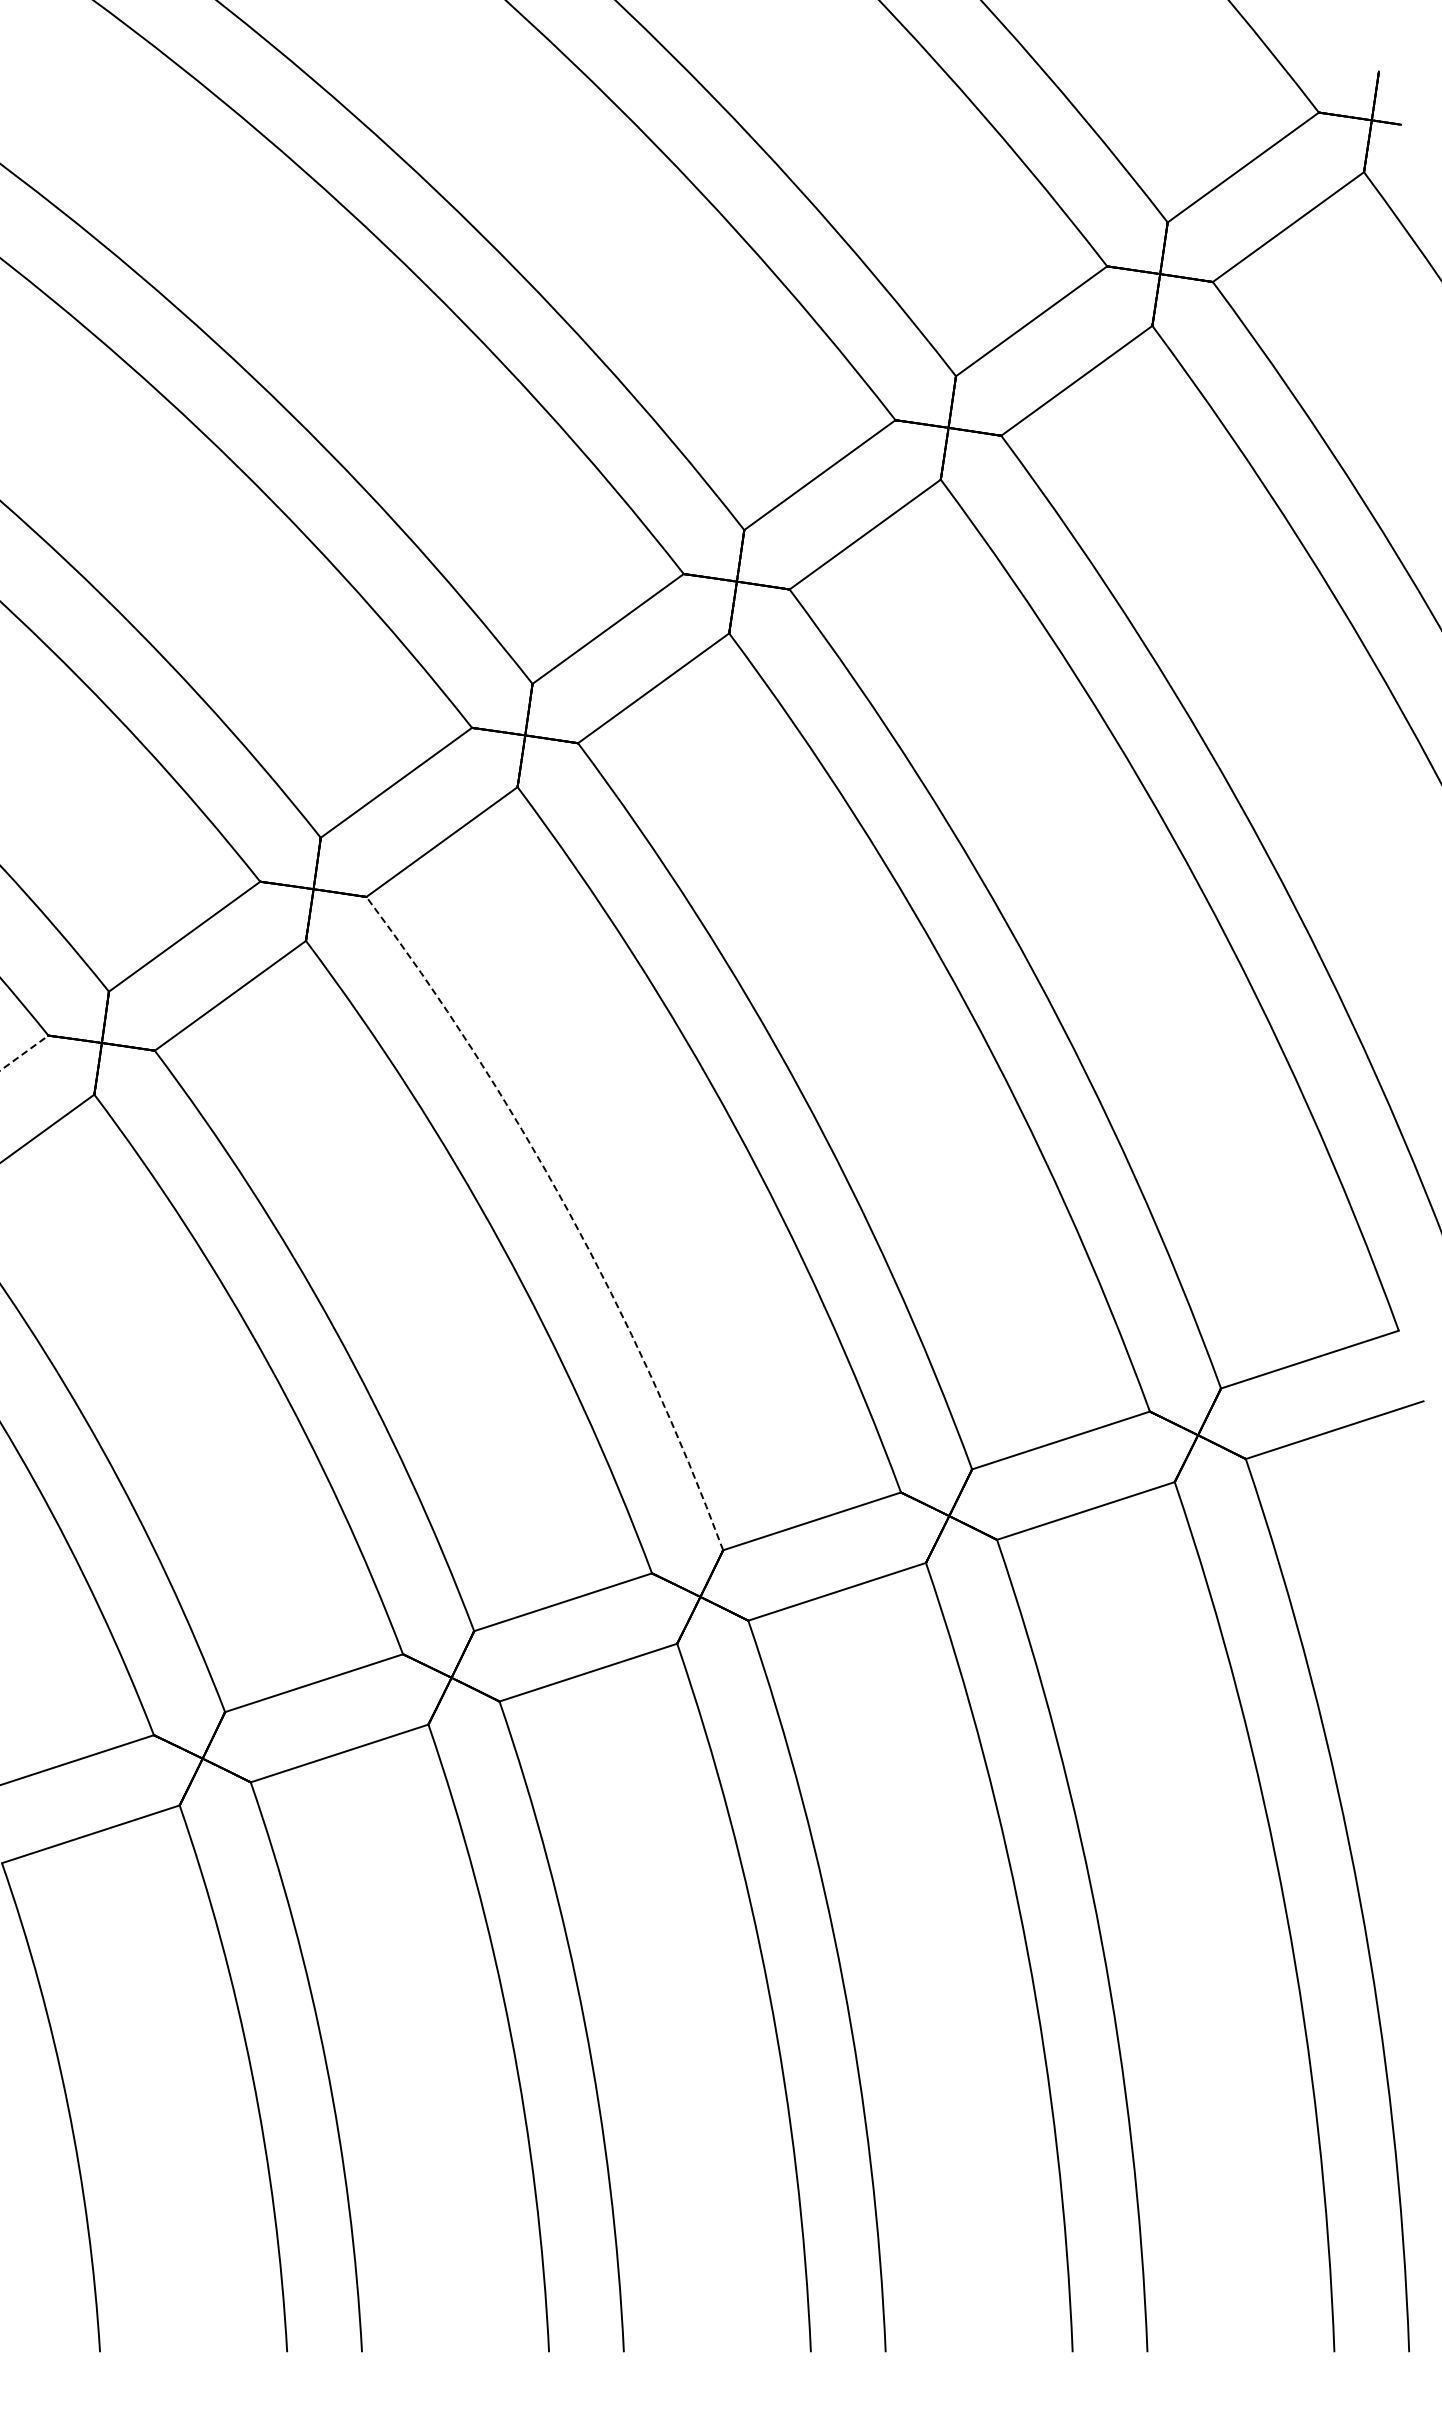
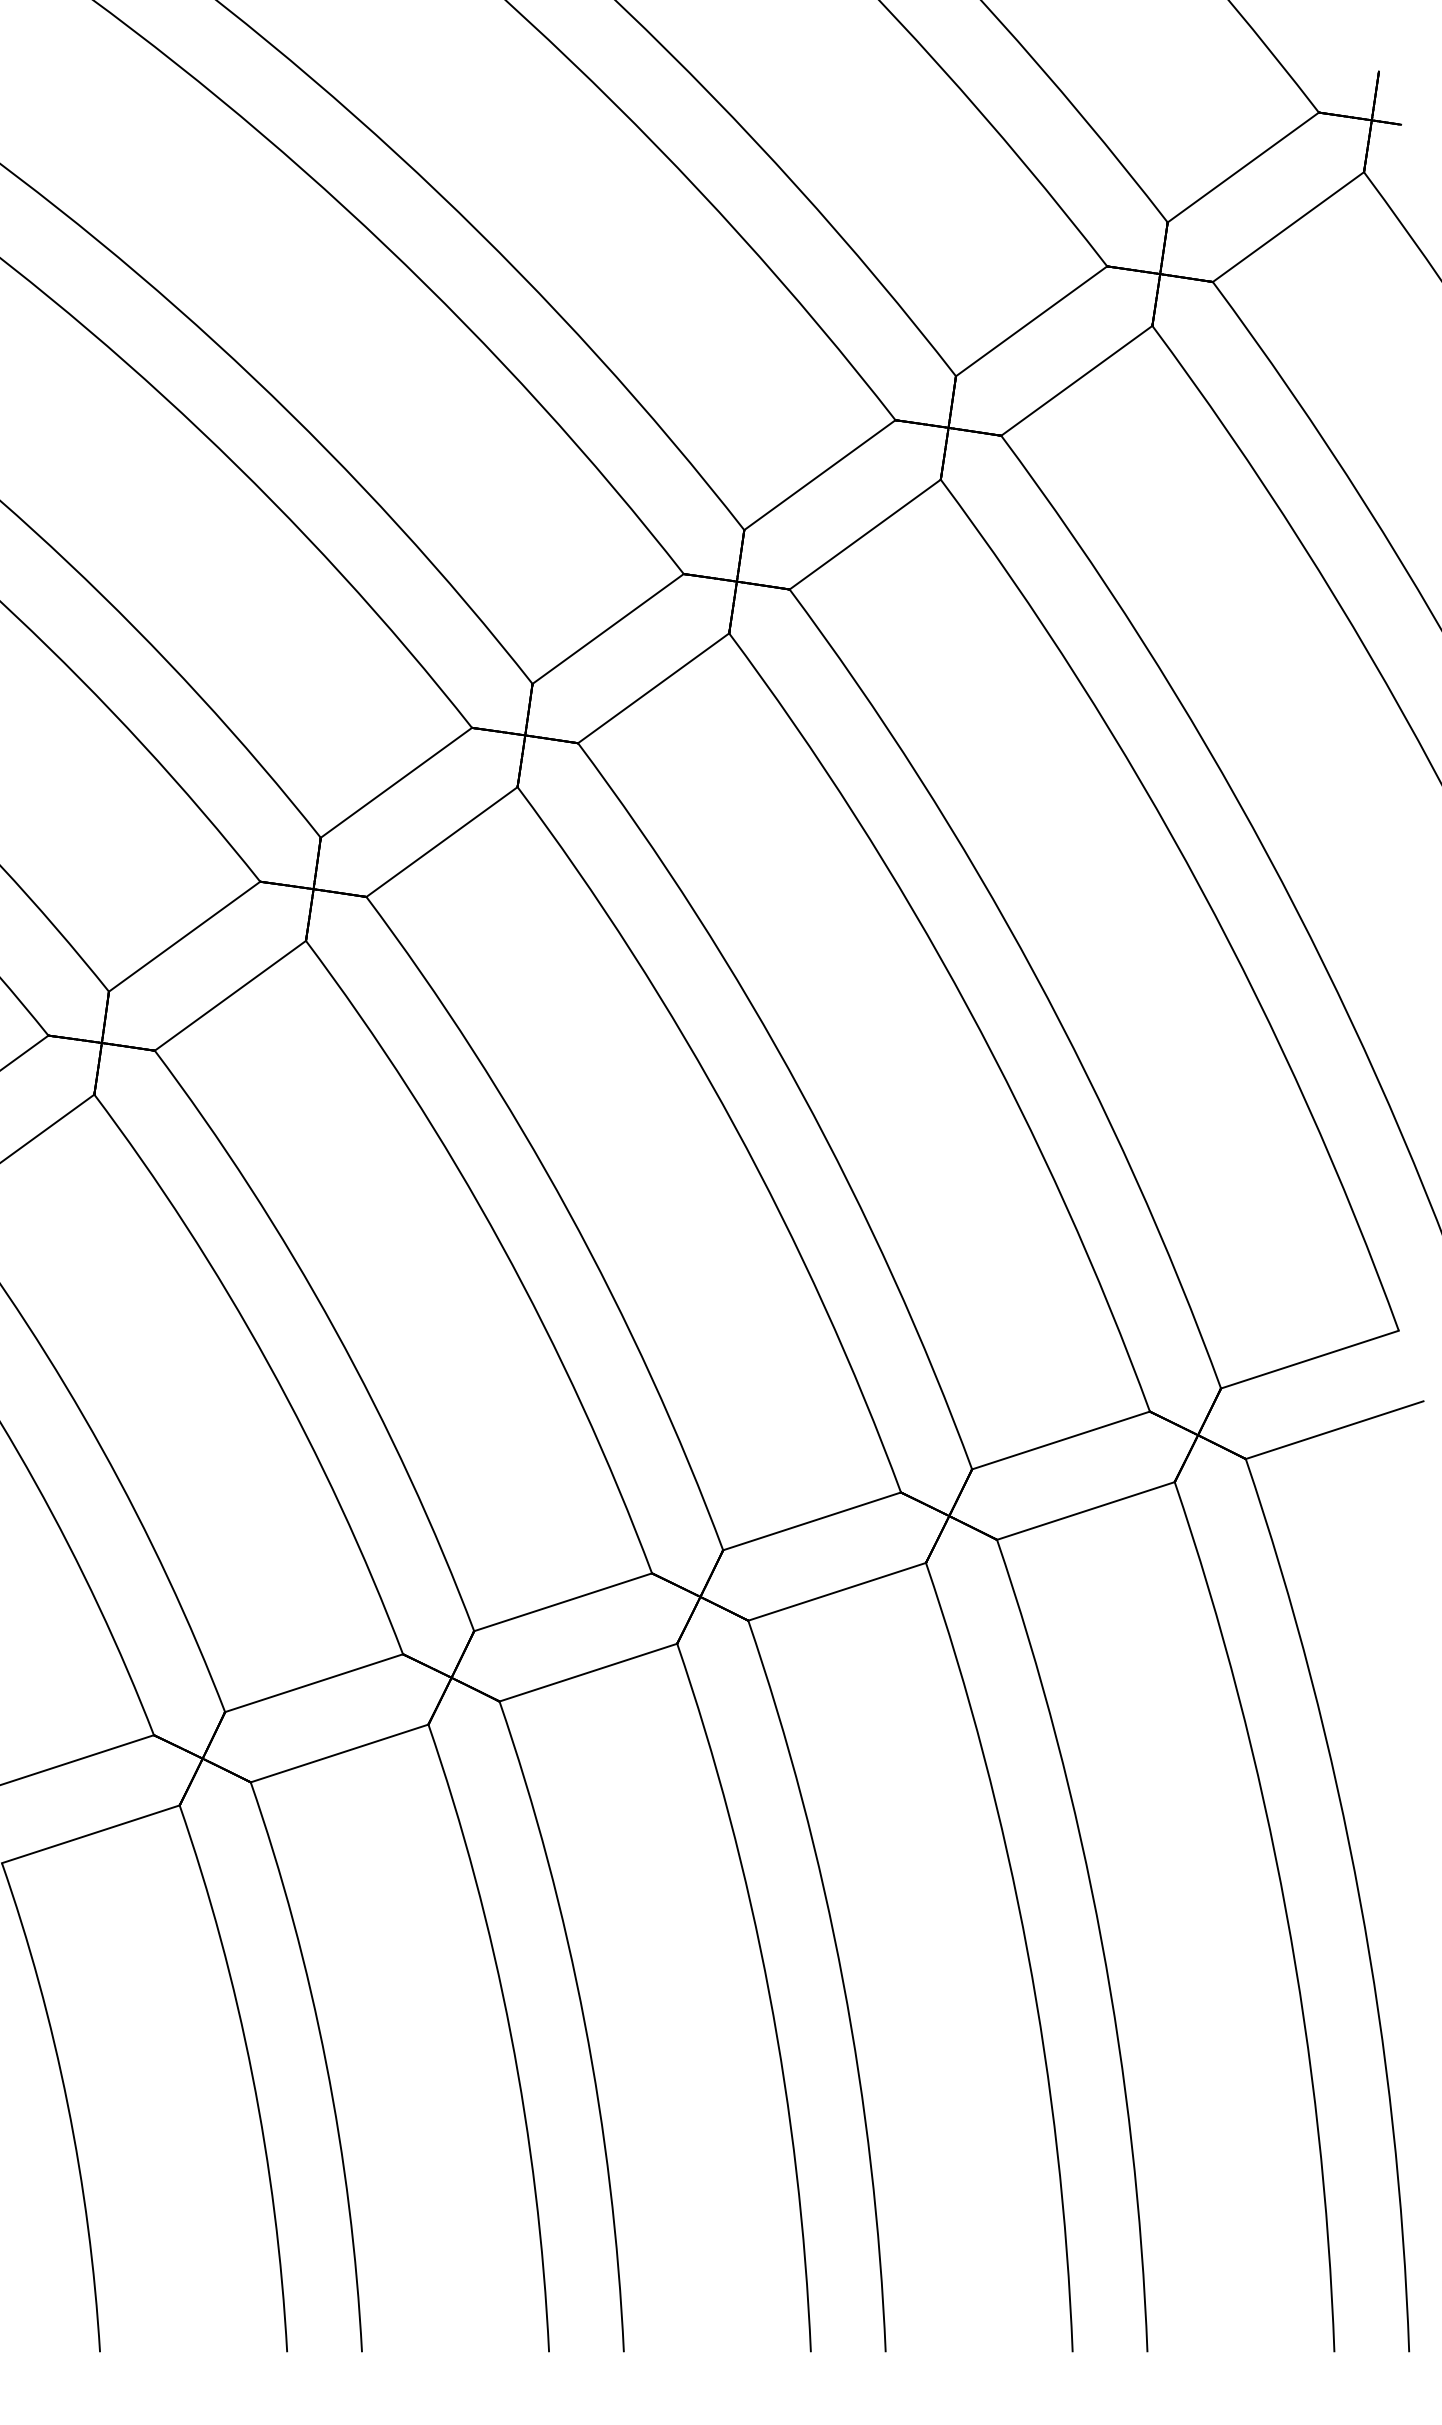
line: dashed -> solid (24, 1053)
arc: dashed -> solid (568, 1210)
